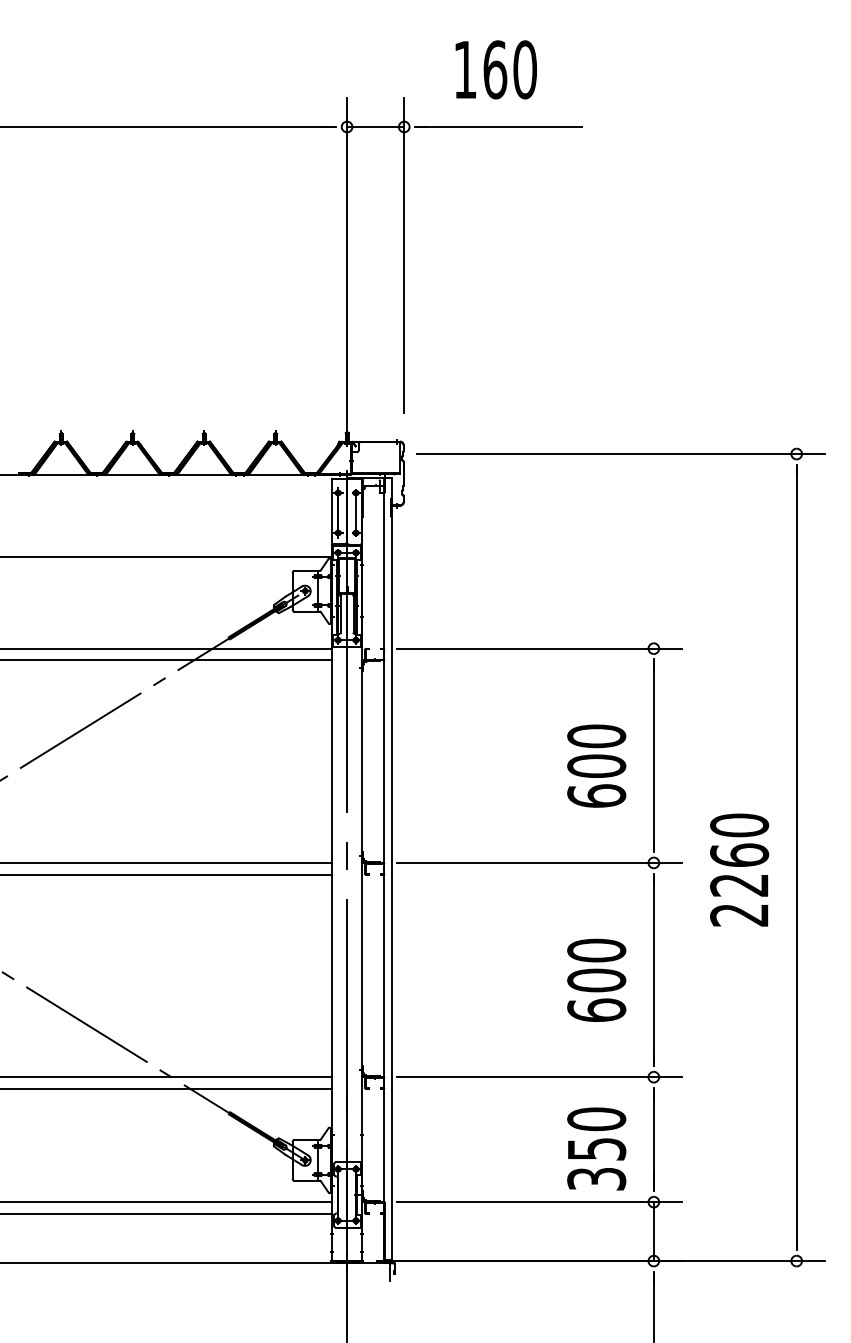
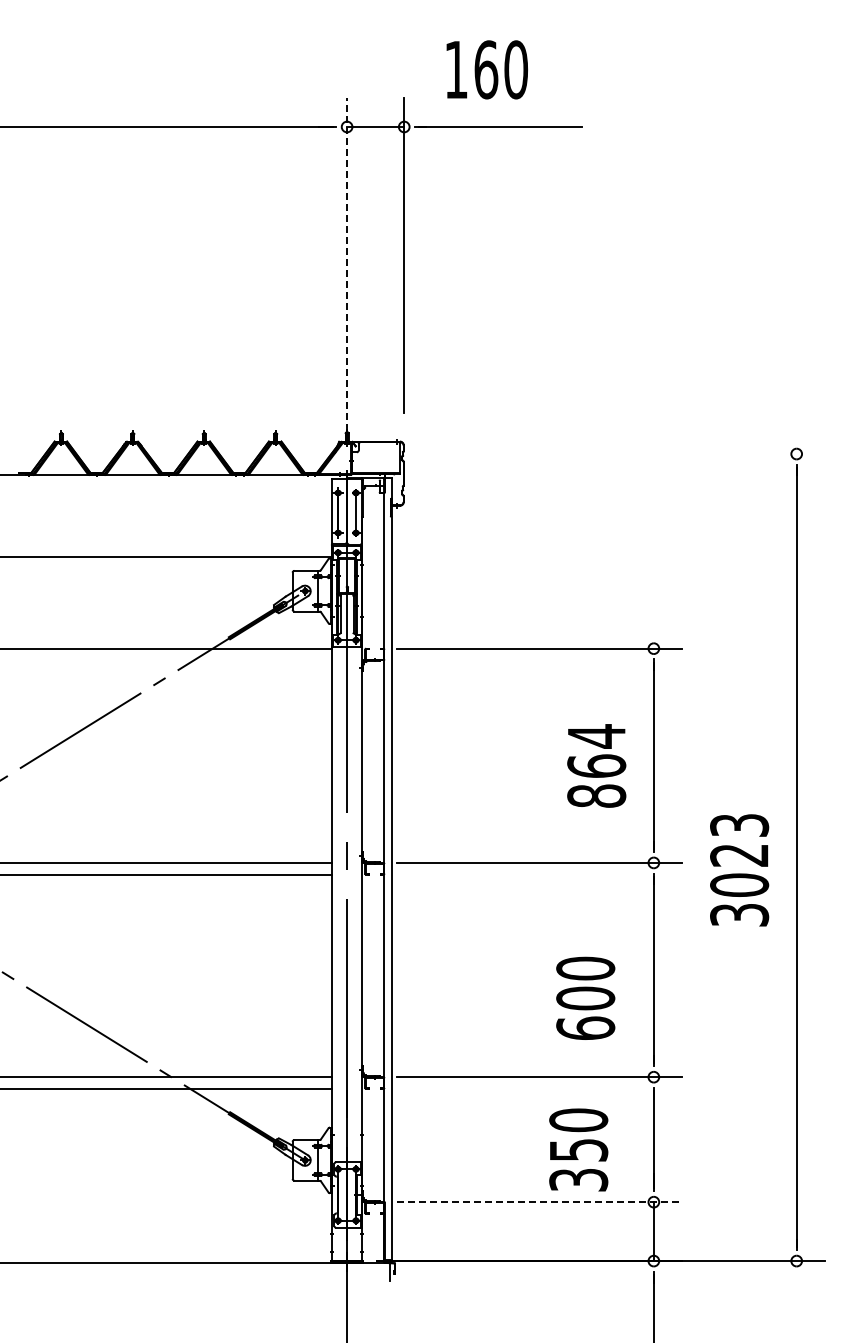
text position: (495, 69) -> (486, 69) (486, 69)
line: solid -> dashed (347, 270)
line: present -> none (621, 454)
line: present -> none (166, 660)
text: 600 -> 864 (596, 765)
text: 2260 -> 3023 (739, 869)
text position: (596, 979) -> (585, 997) (585, 997)
text position: (596, 1148) -> (578, 1149) (578, 1149)
line: present -> none (166, 1202)
line: solid -> dashed (539, 1202)
line: present -> none (166, 1213)
